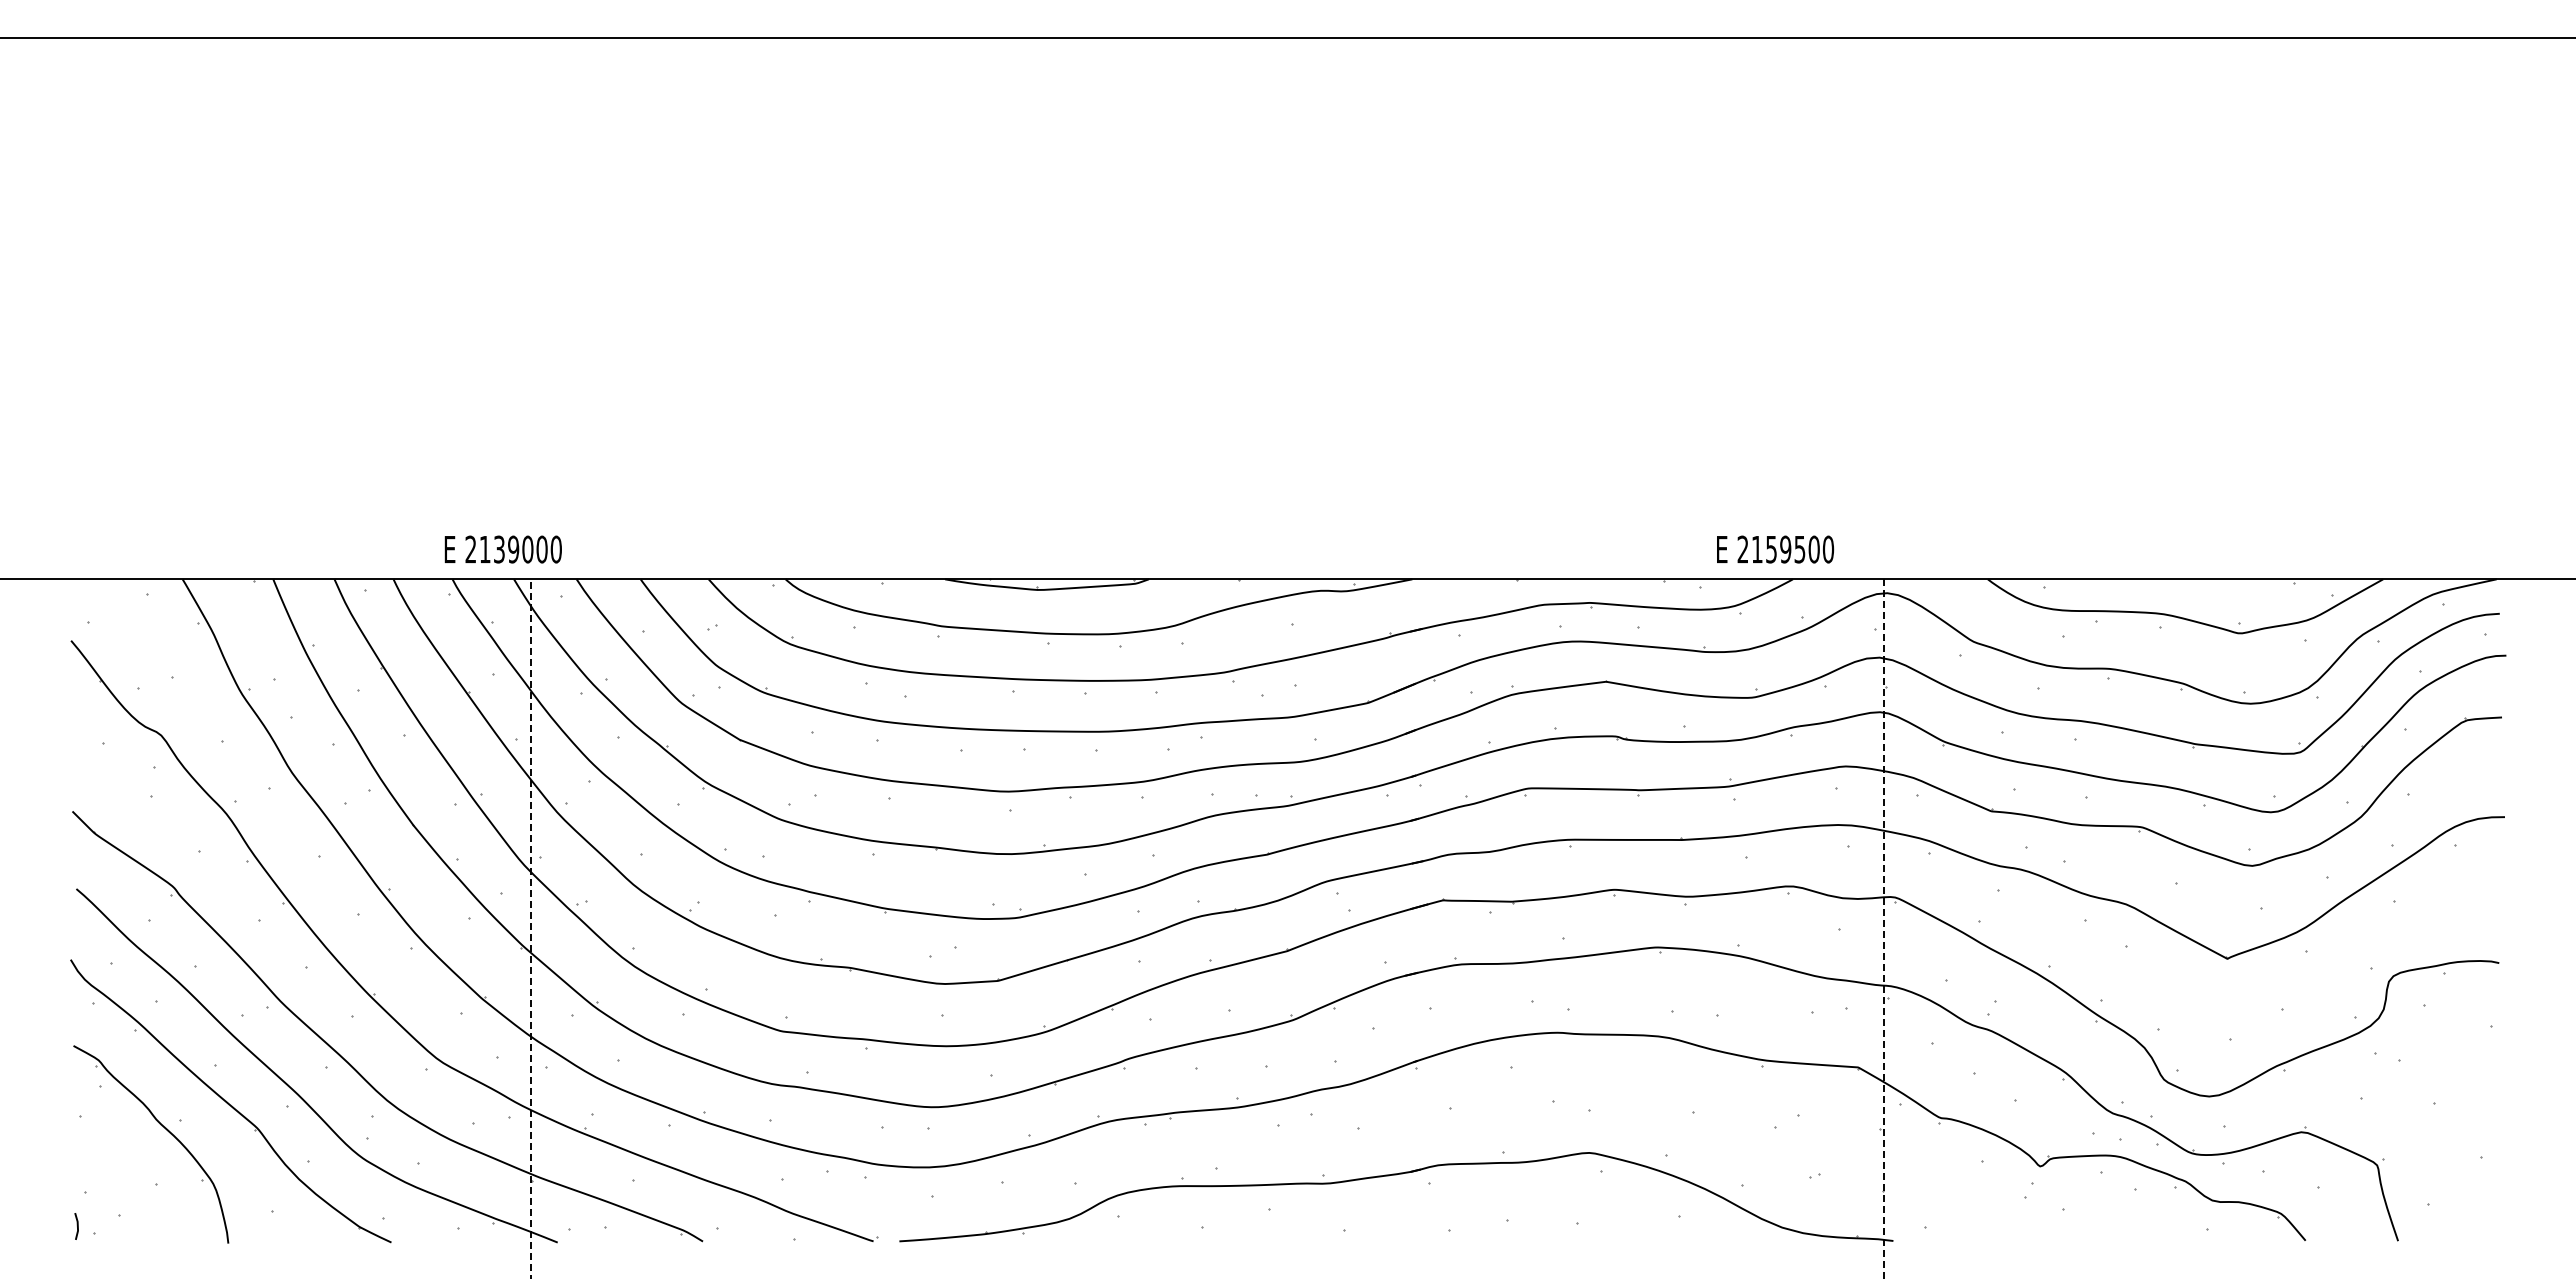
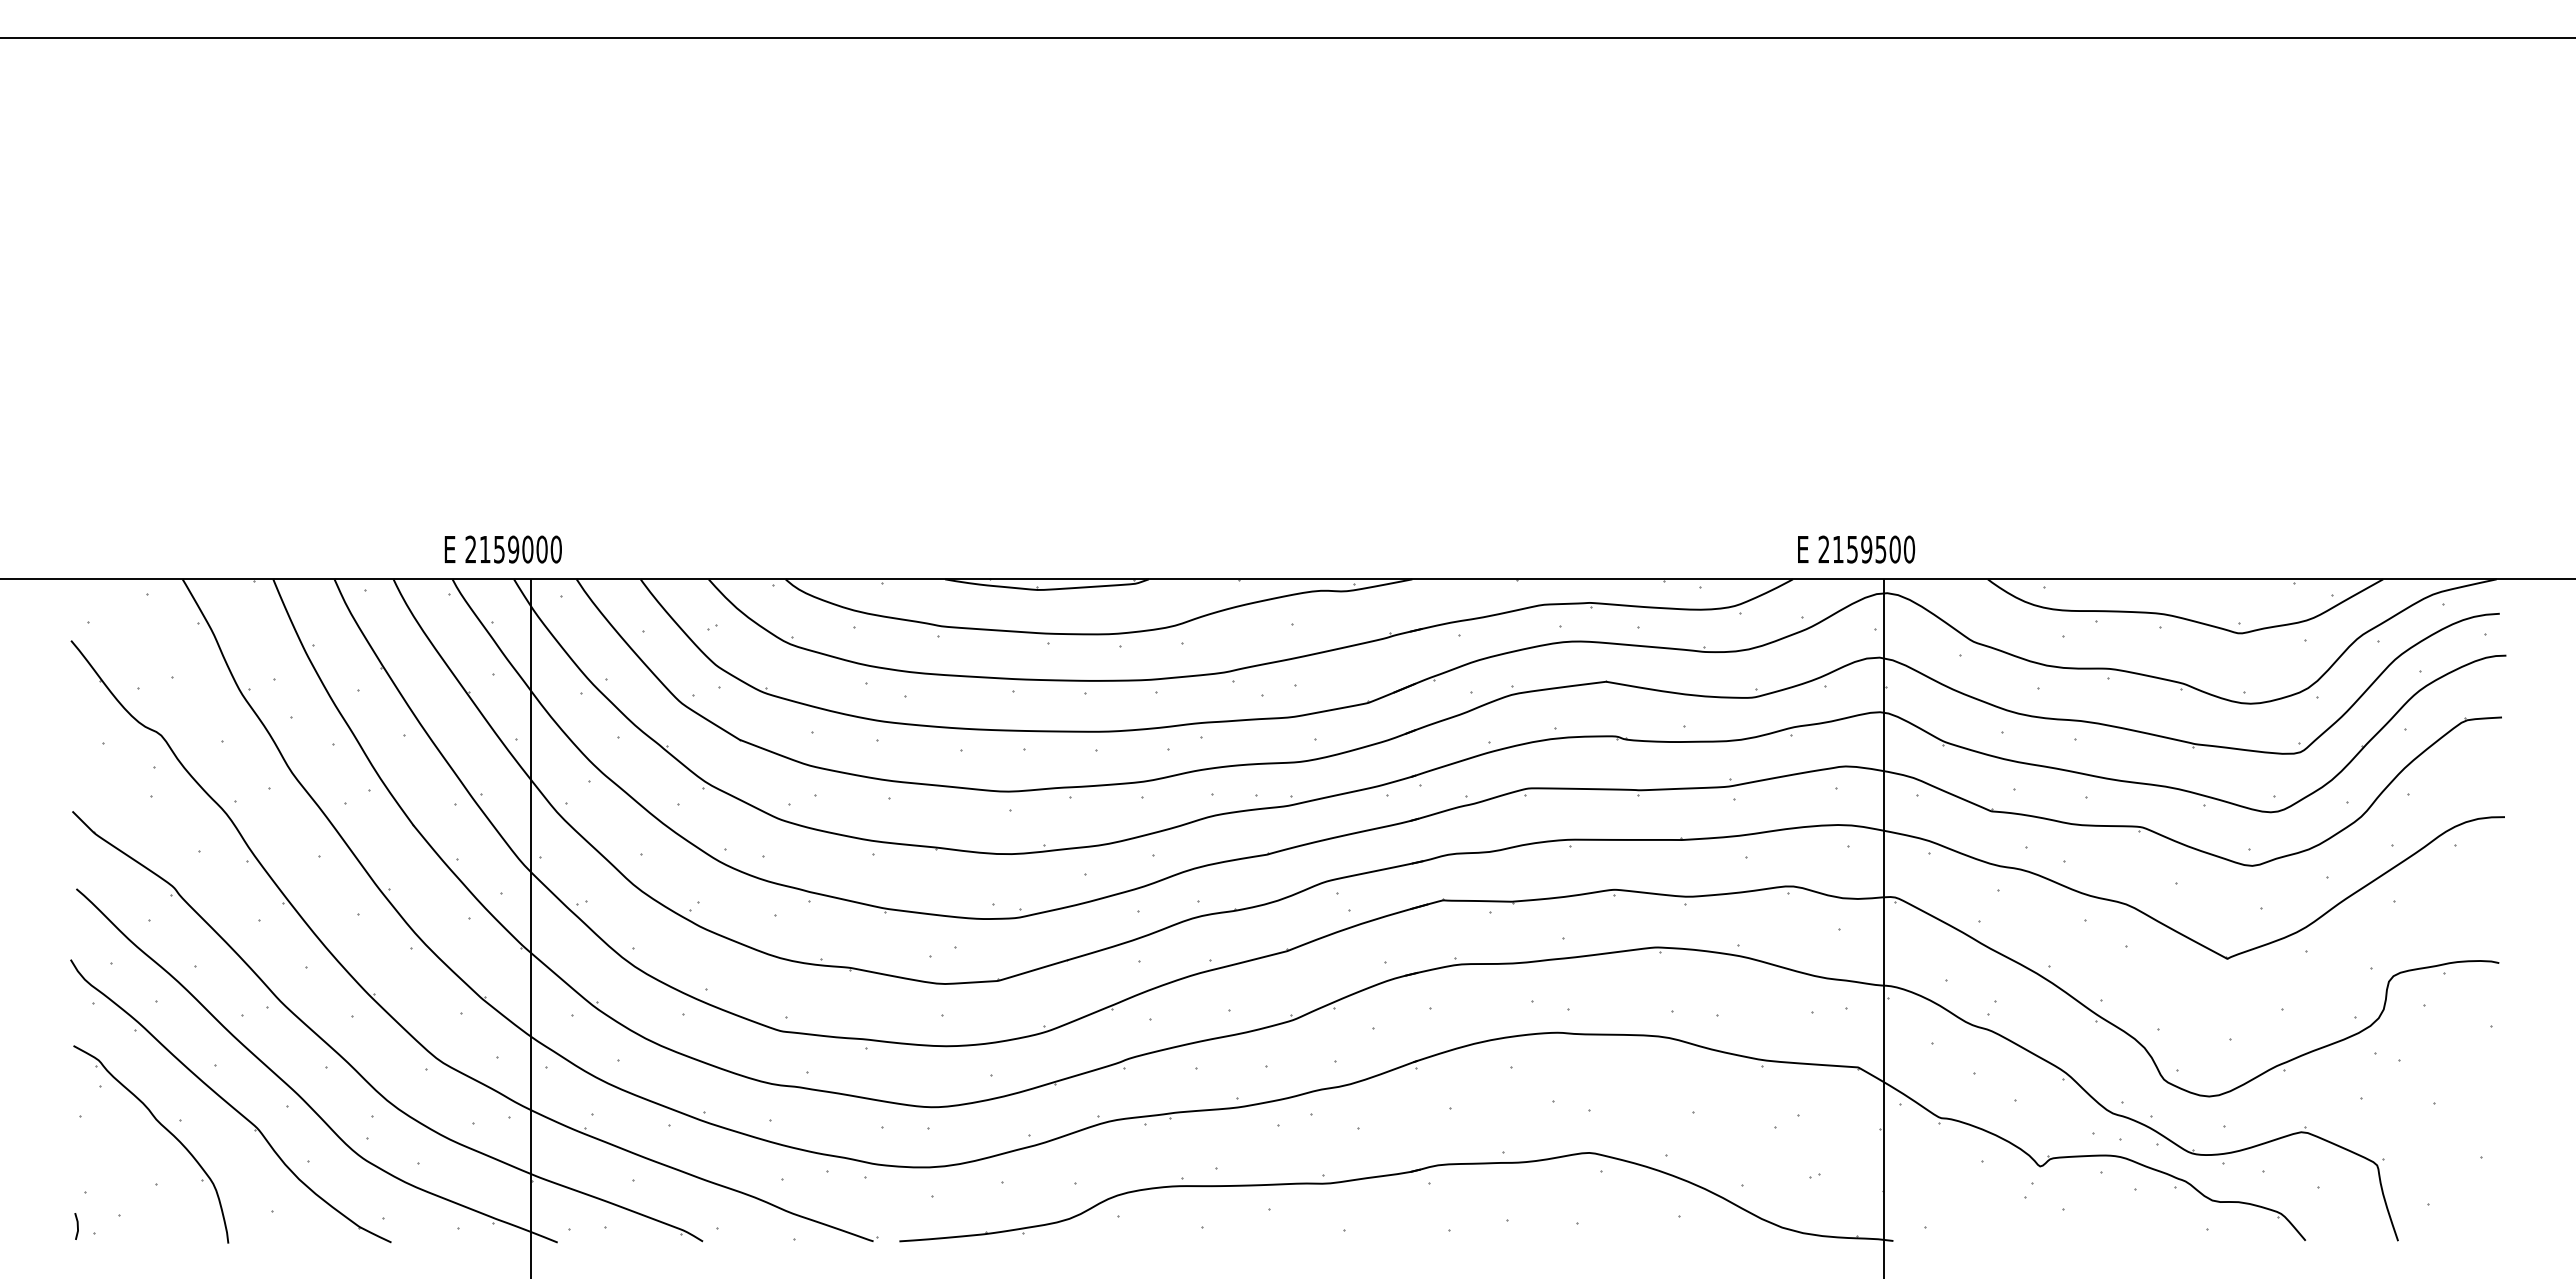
text: 2139000 -> 2159000 (499, 548)
text position: (1775, 549) -> (1856, 549) (1856, 549)
line: dashed -> solid (531, 928)
line: dashed -> solid (1883, 928)
